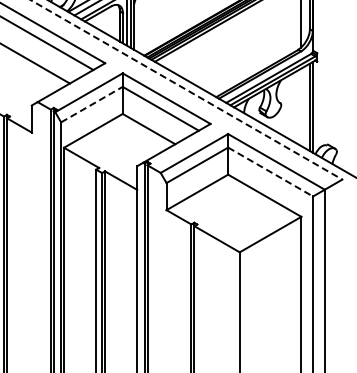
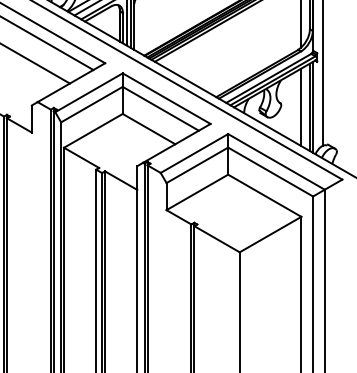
line: none -> present (323, 73)
line: dashed -> solid (186, 89)
line: dashed -> solid (91, 104)
line: none -> present (300, 106)
line: dashed -> solid (270, 172)
